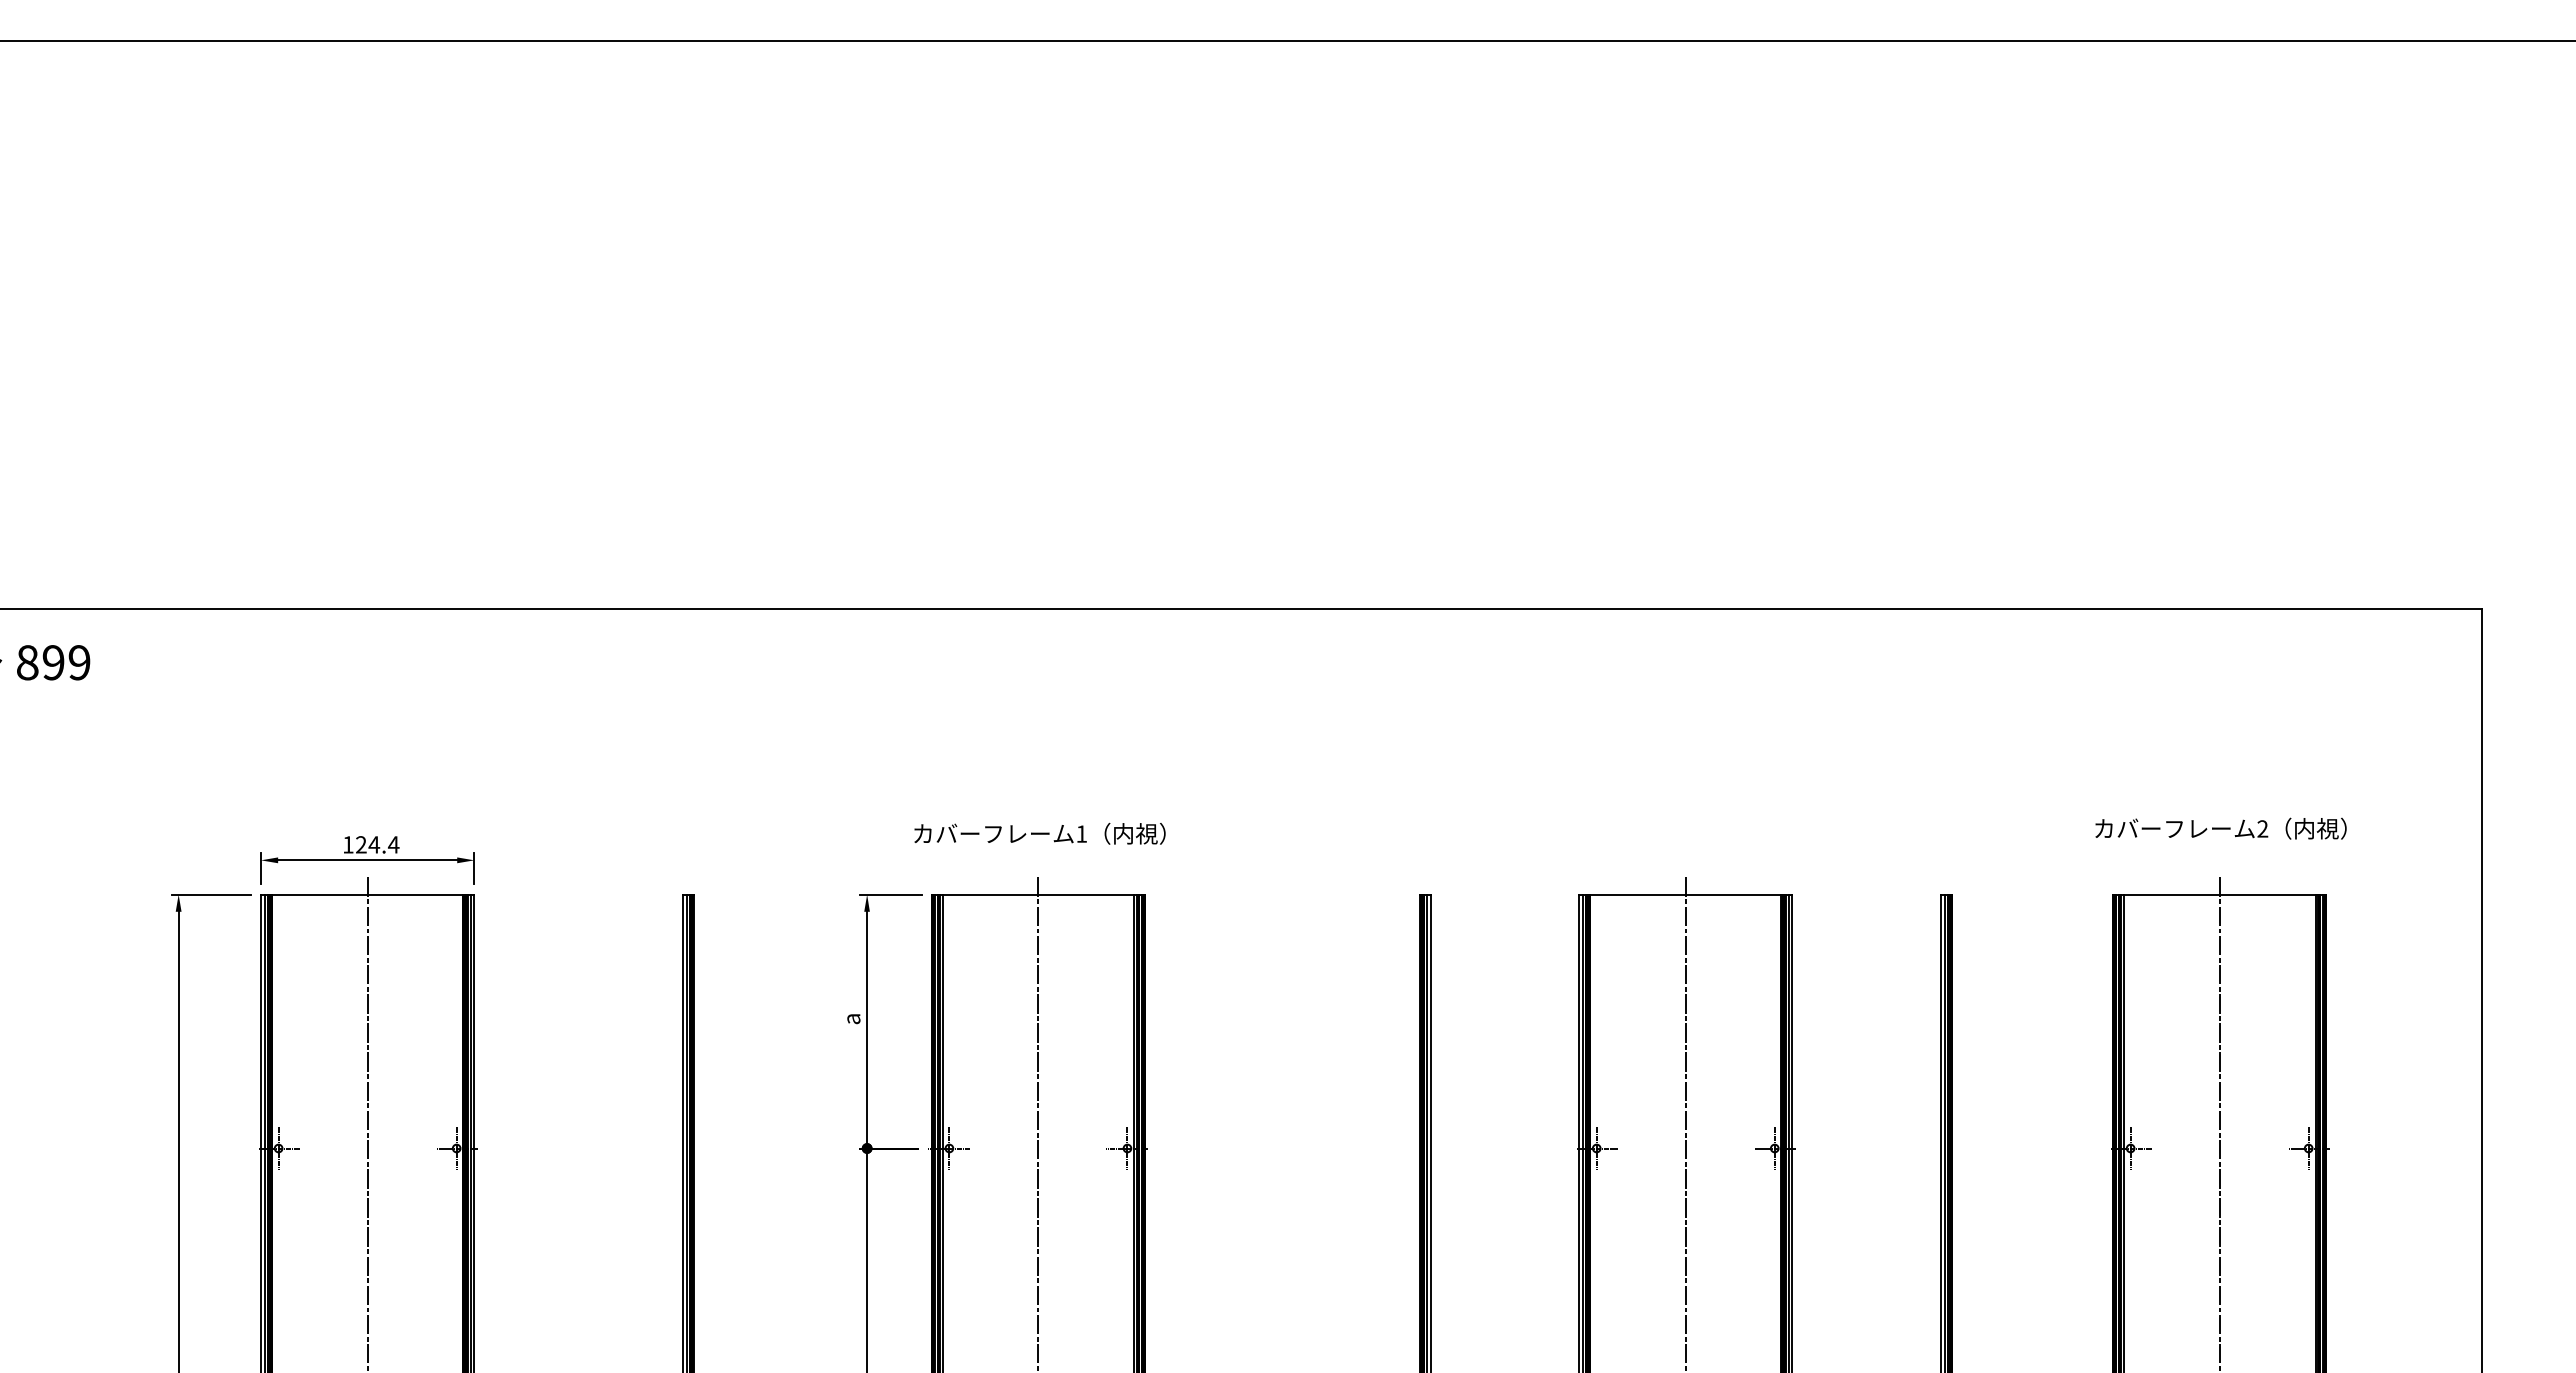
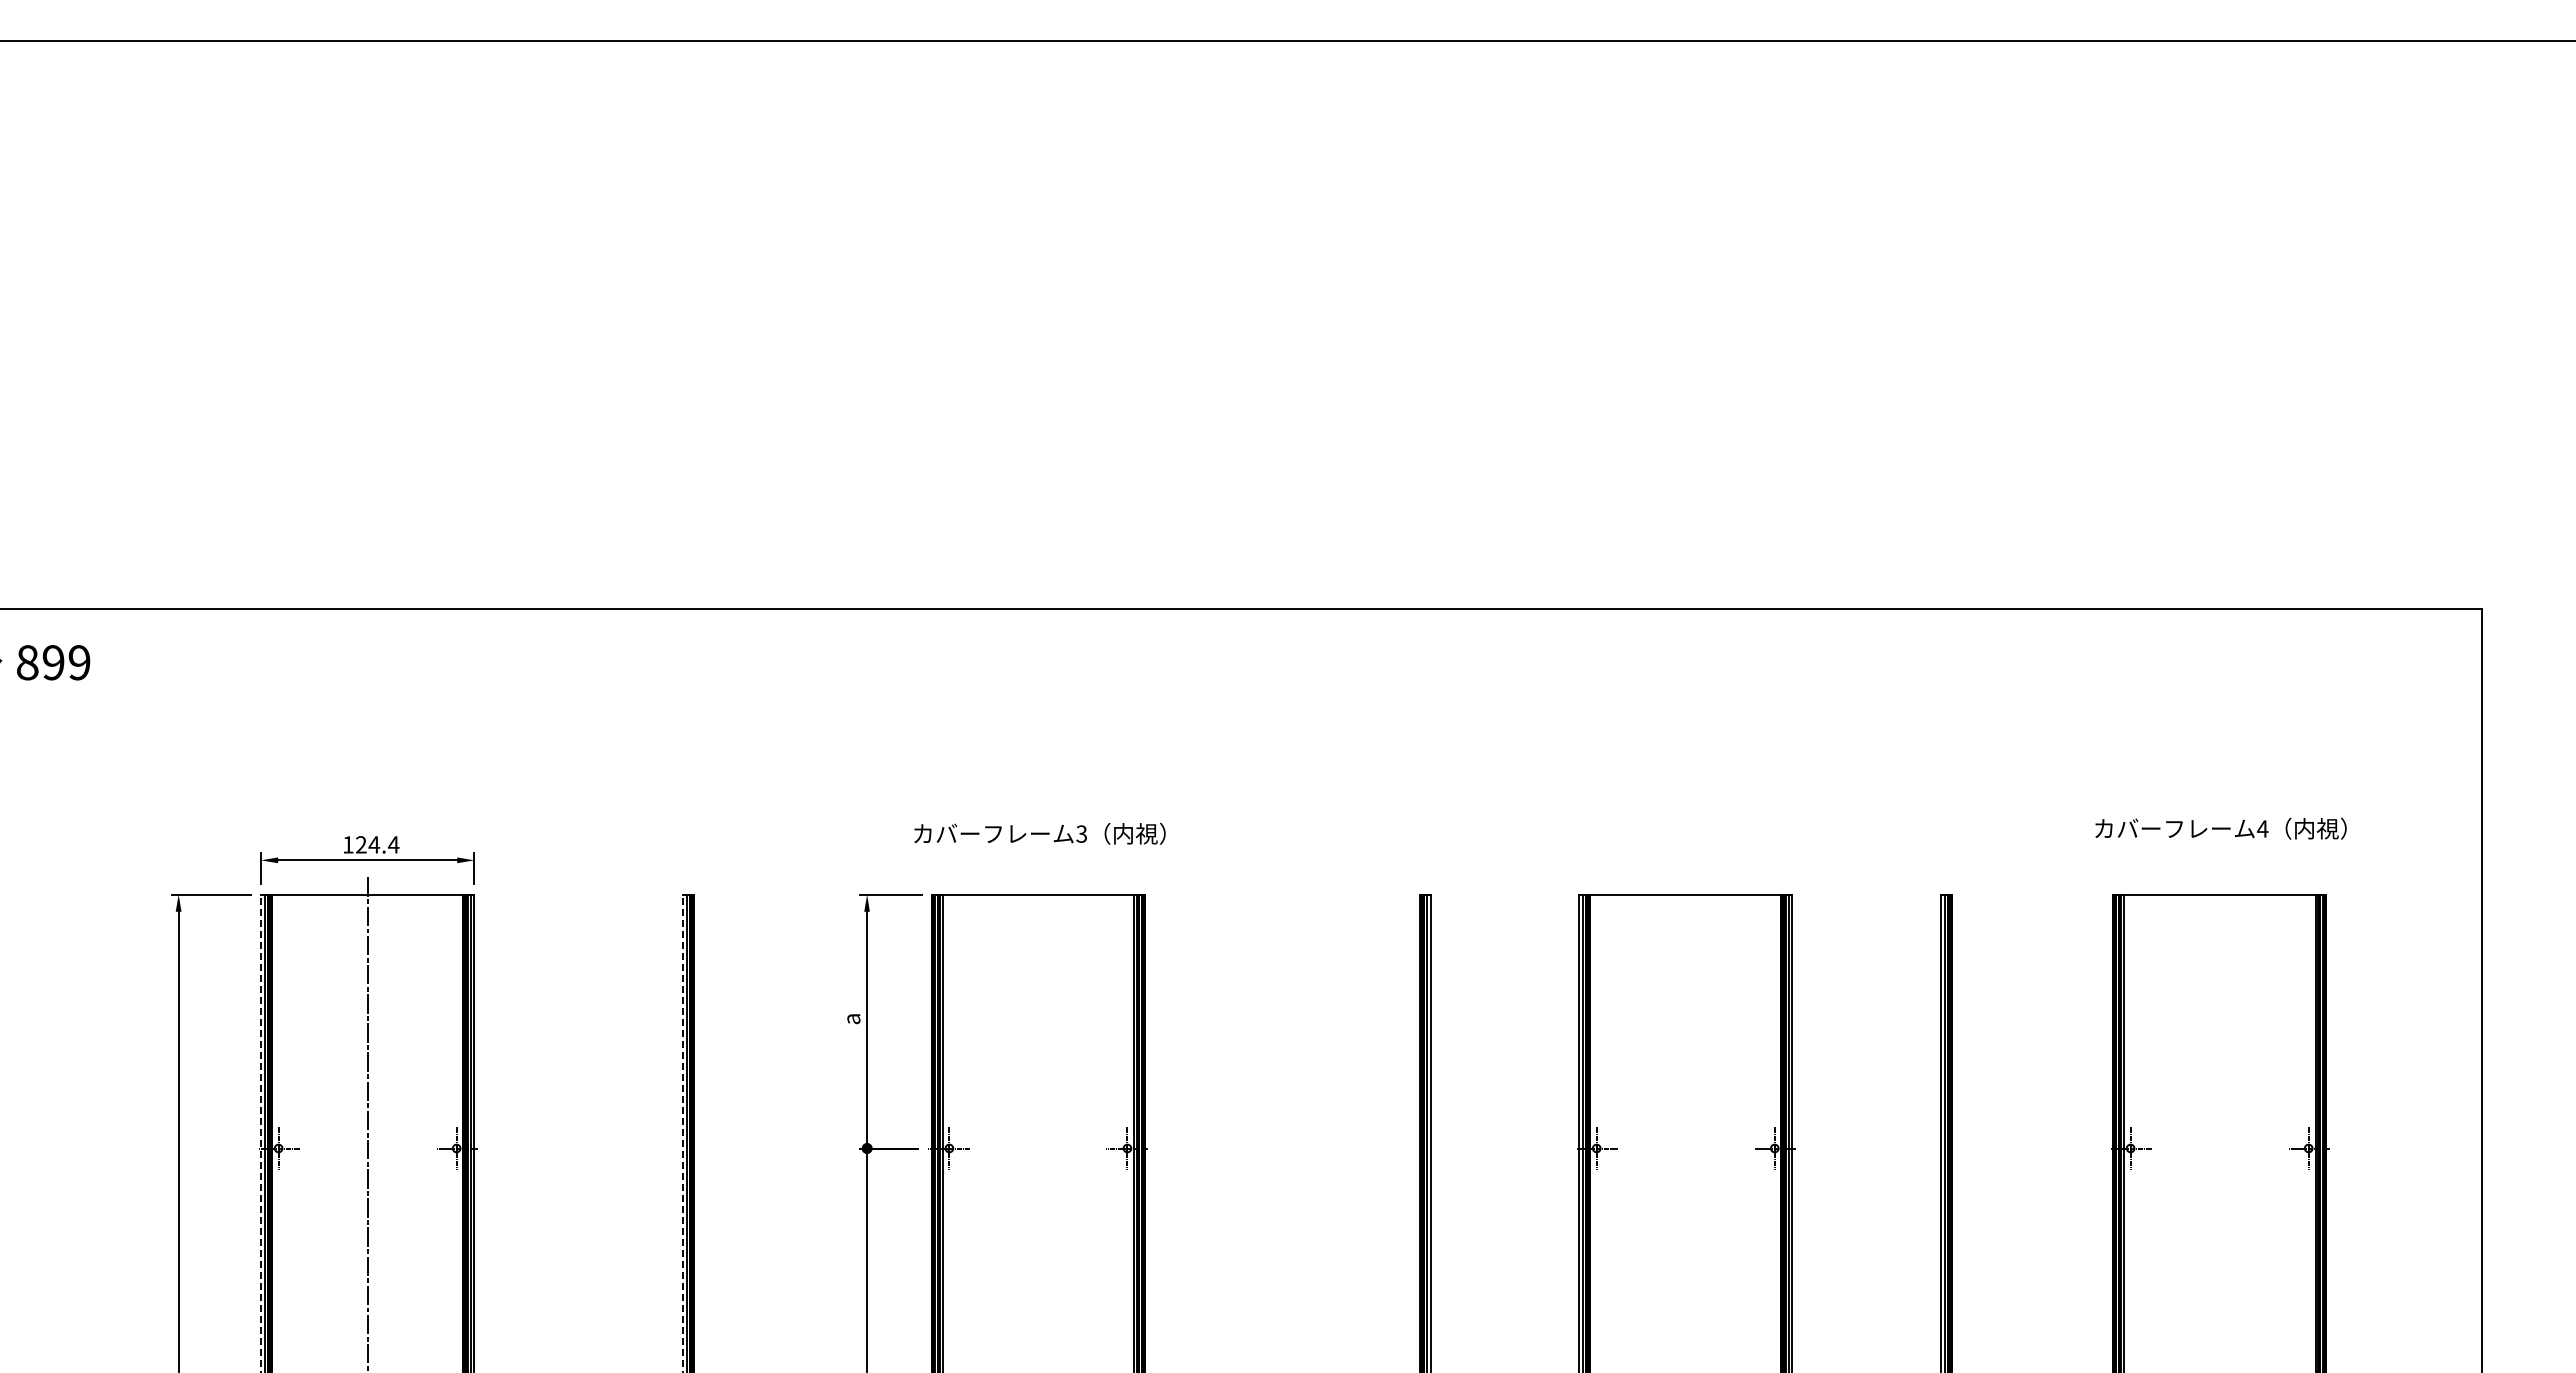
text: 2 -> 4 (2262, 828)
text: 1 -> 3 (1081, 833)
line: present -> none (1038, 1123)
line: present -> none (1685, 1123)
line: present -> none (2219, 1123)
line: solid -> dashed (260, 1133)
line: solid -> dashed (682, 1133)
